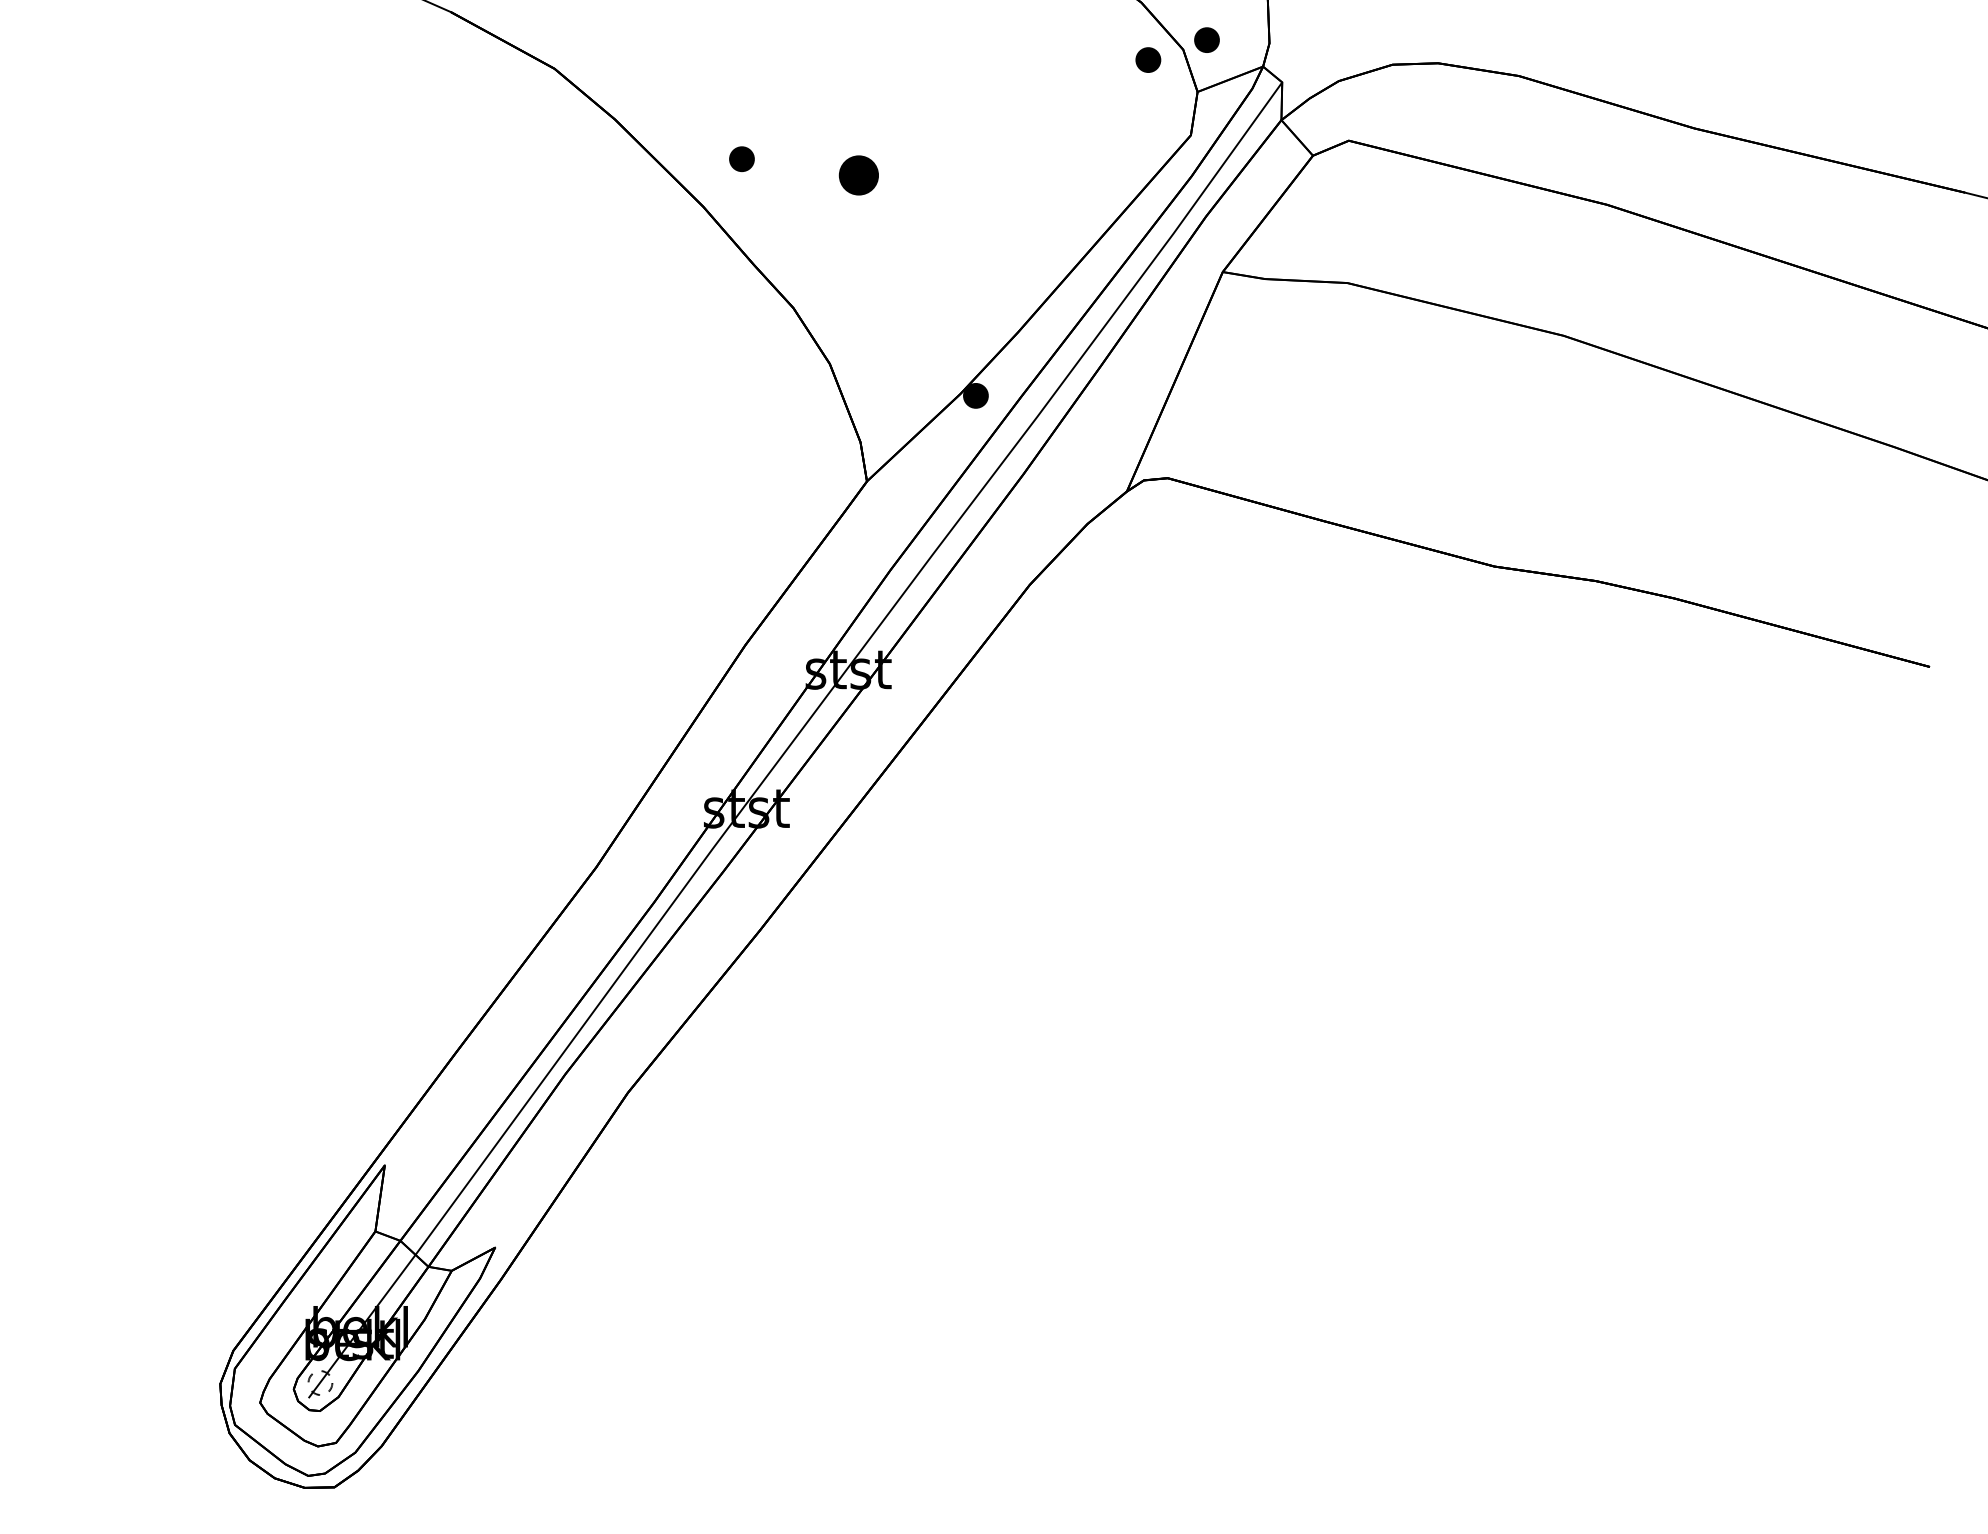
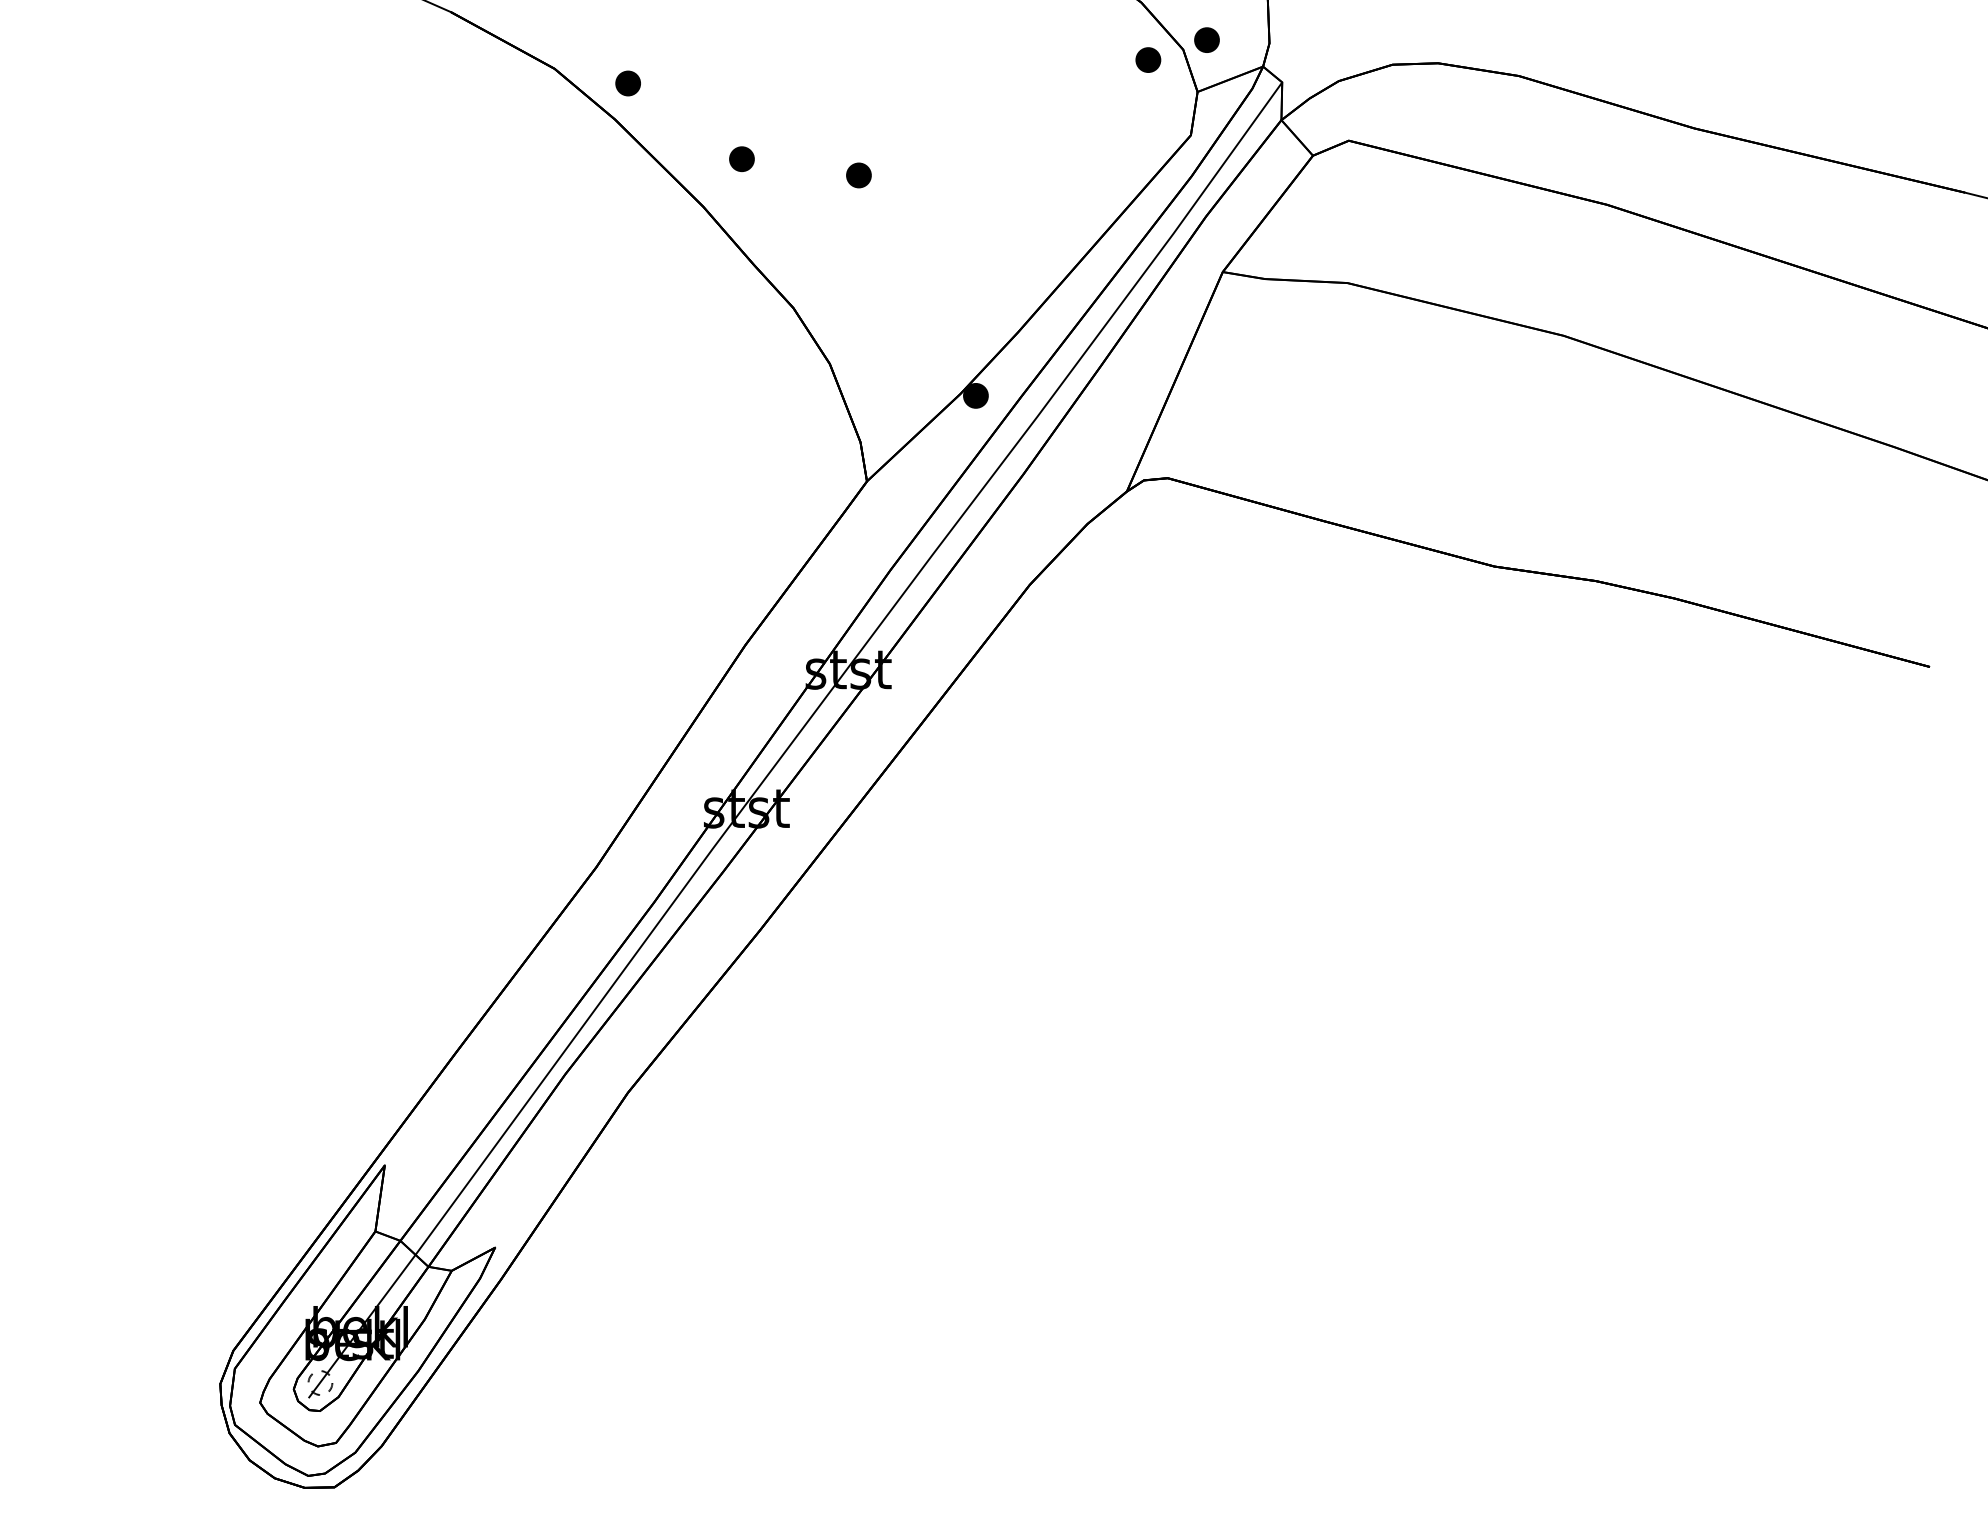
part: none -> present (627, 83)
part size: 41x41 px -> 26x27 px (858, 175)
